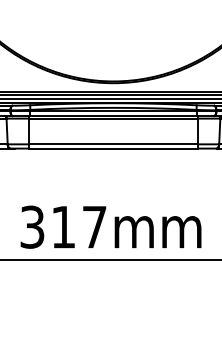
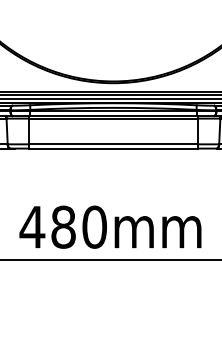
text: 317mm -> 480mm (62, 226)
